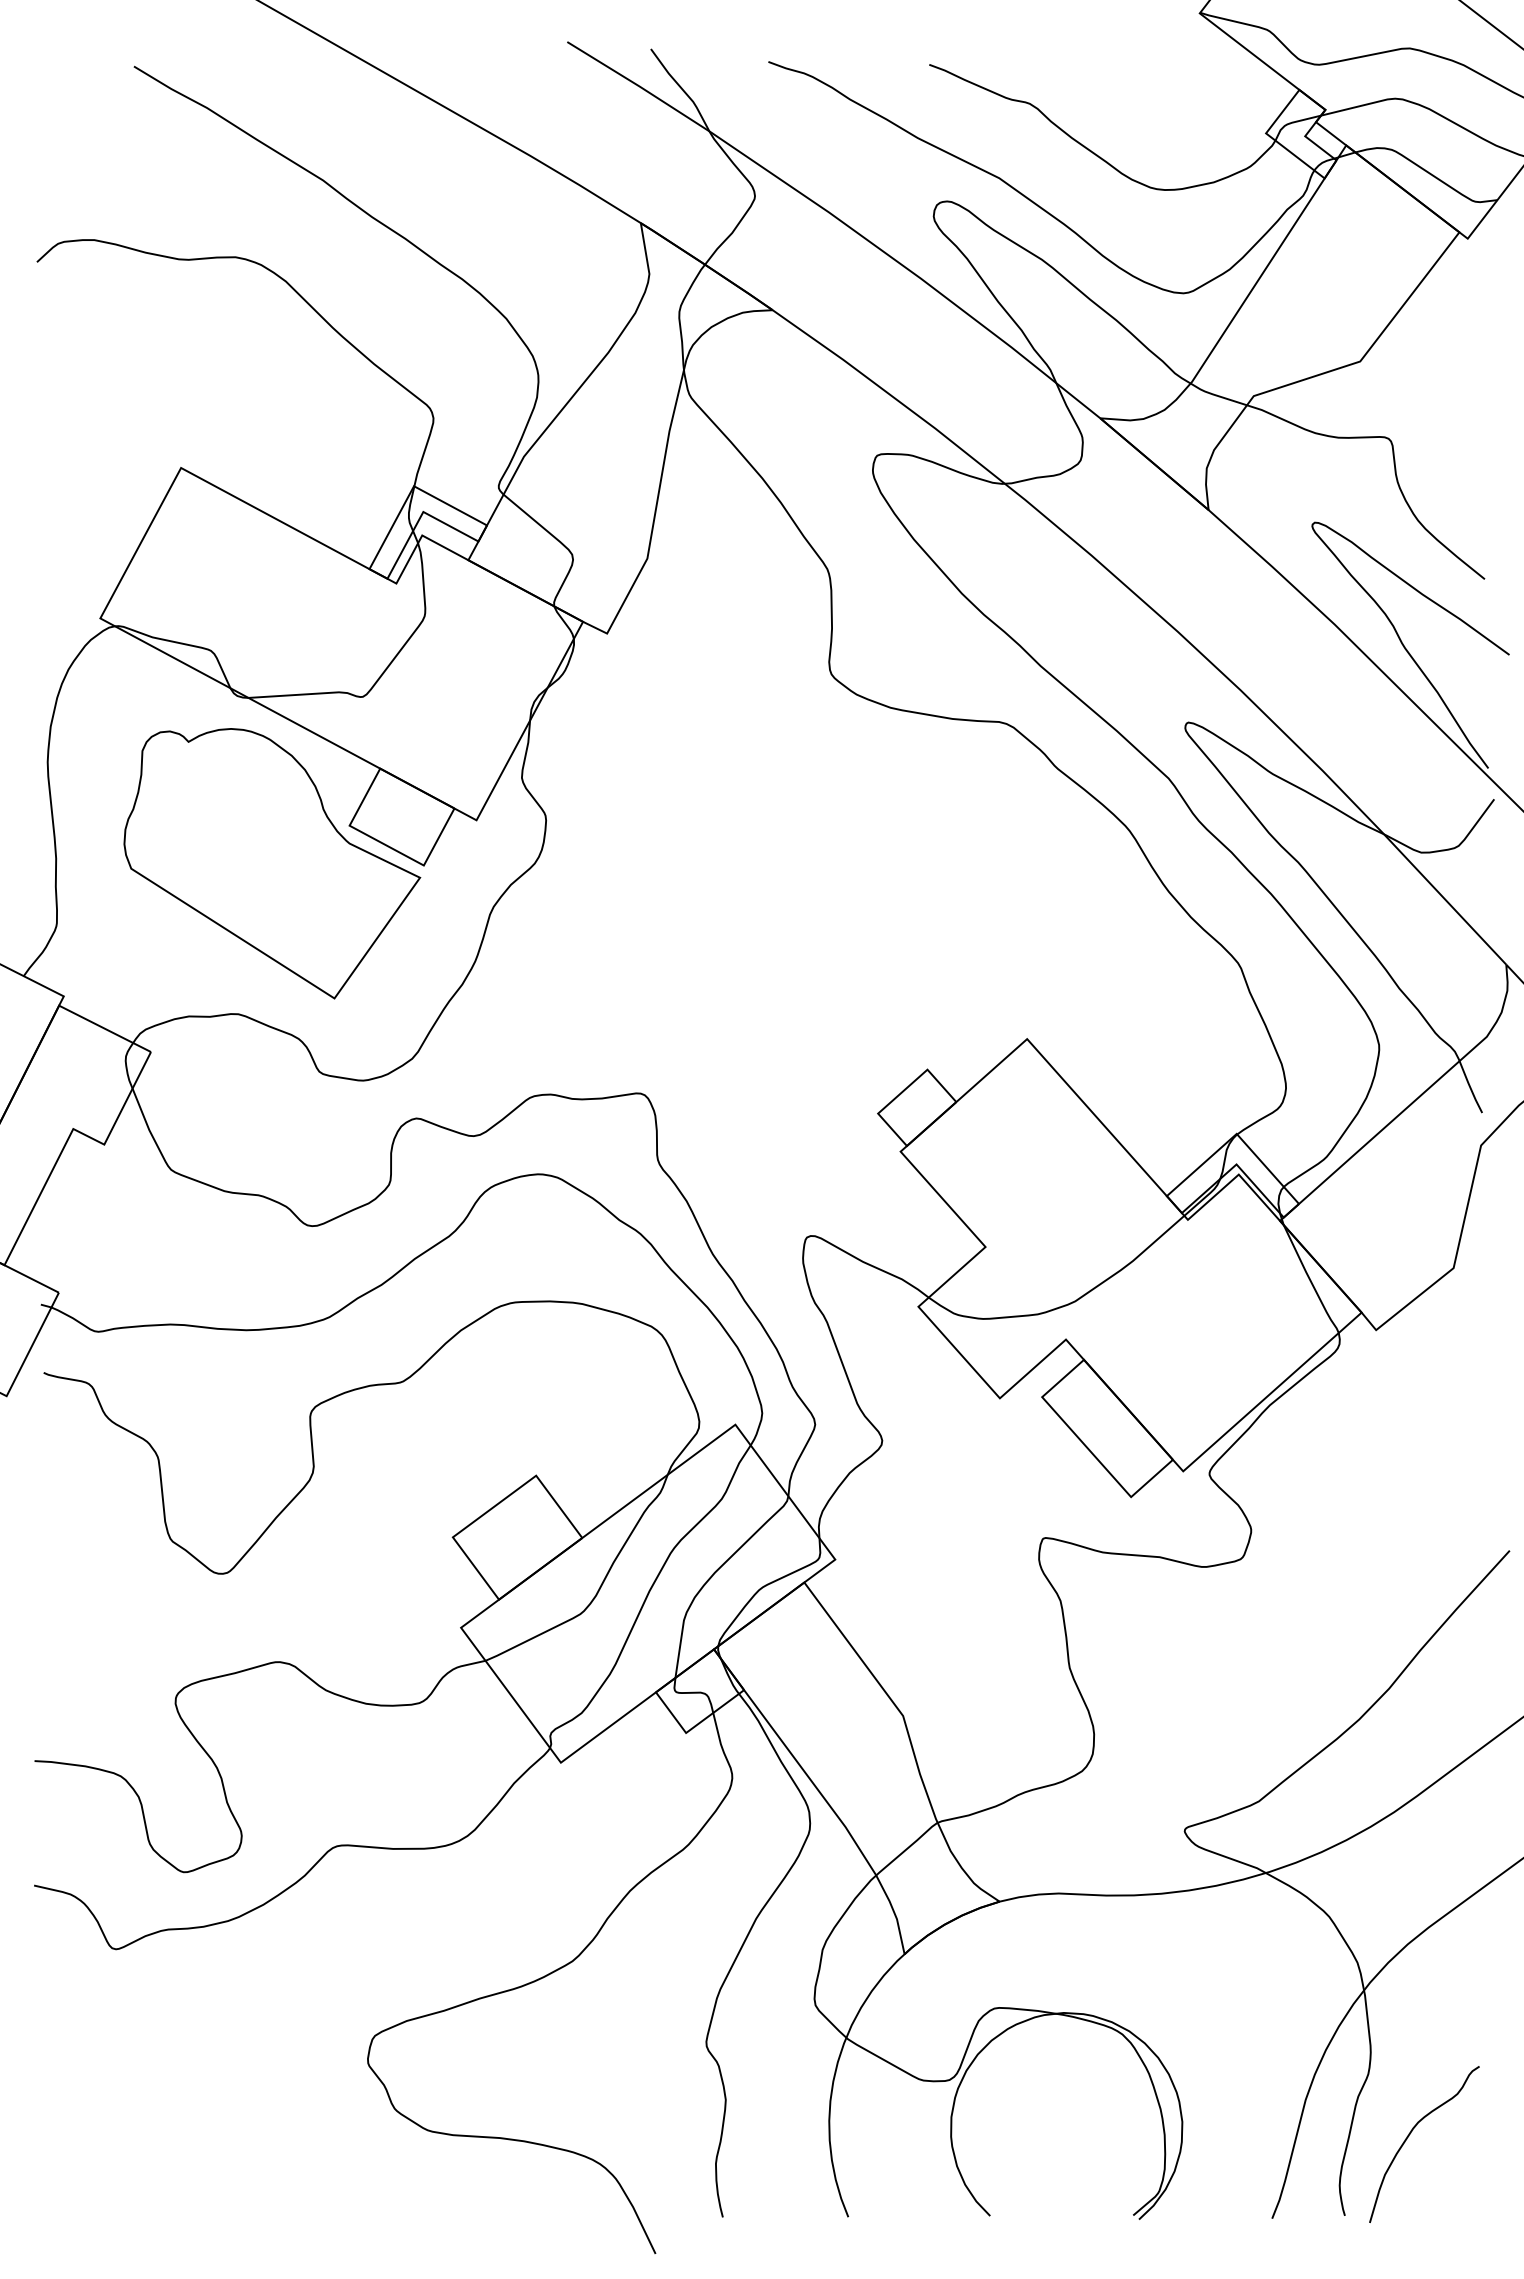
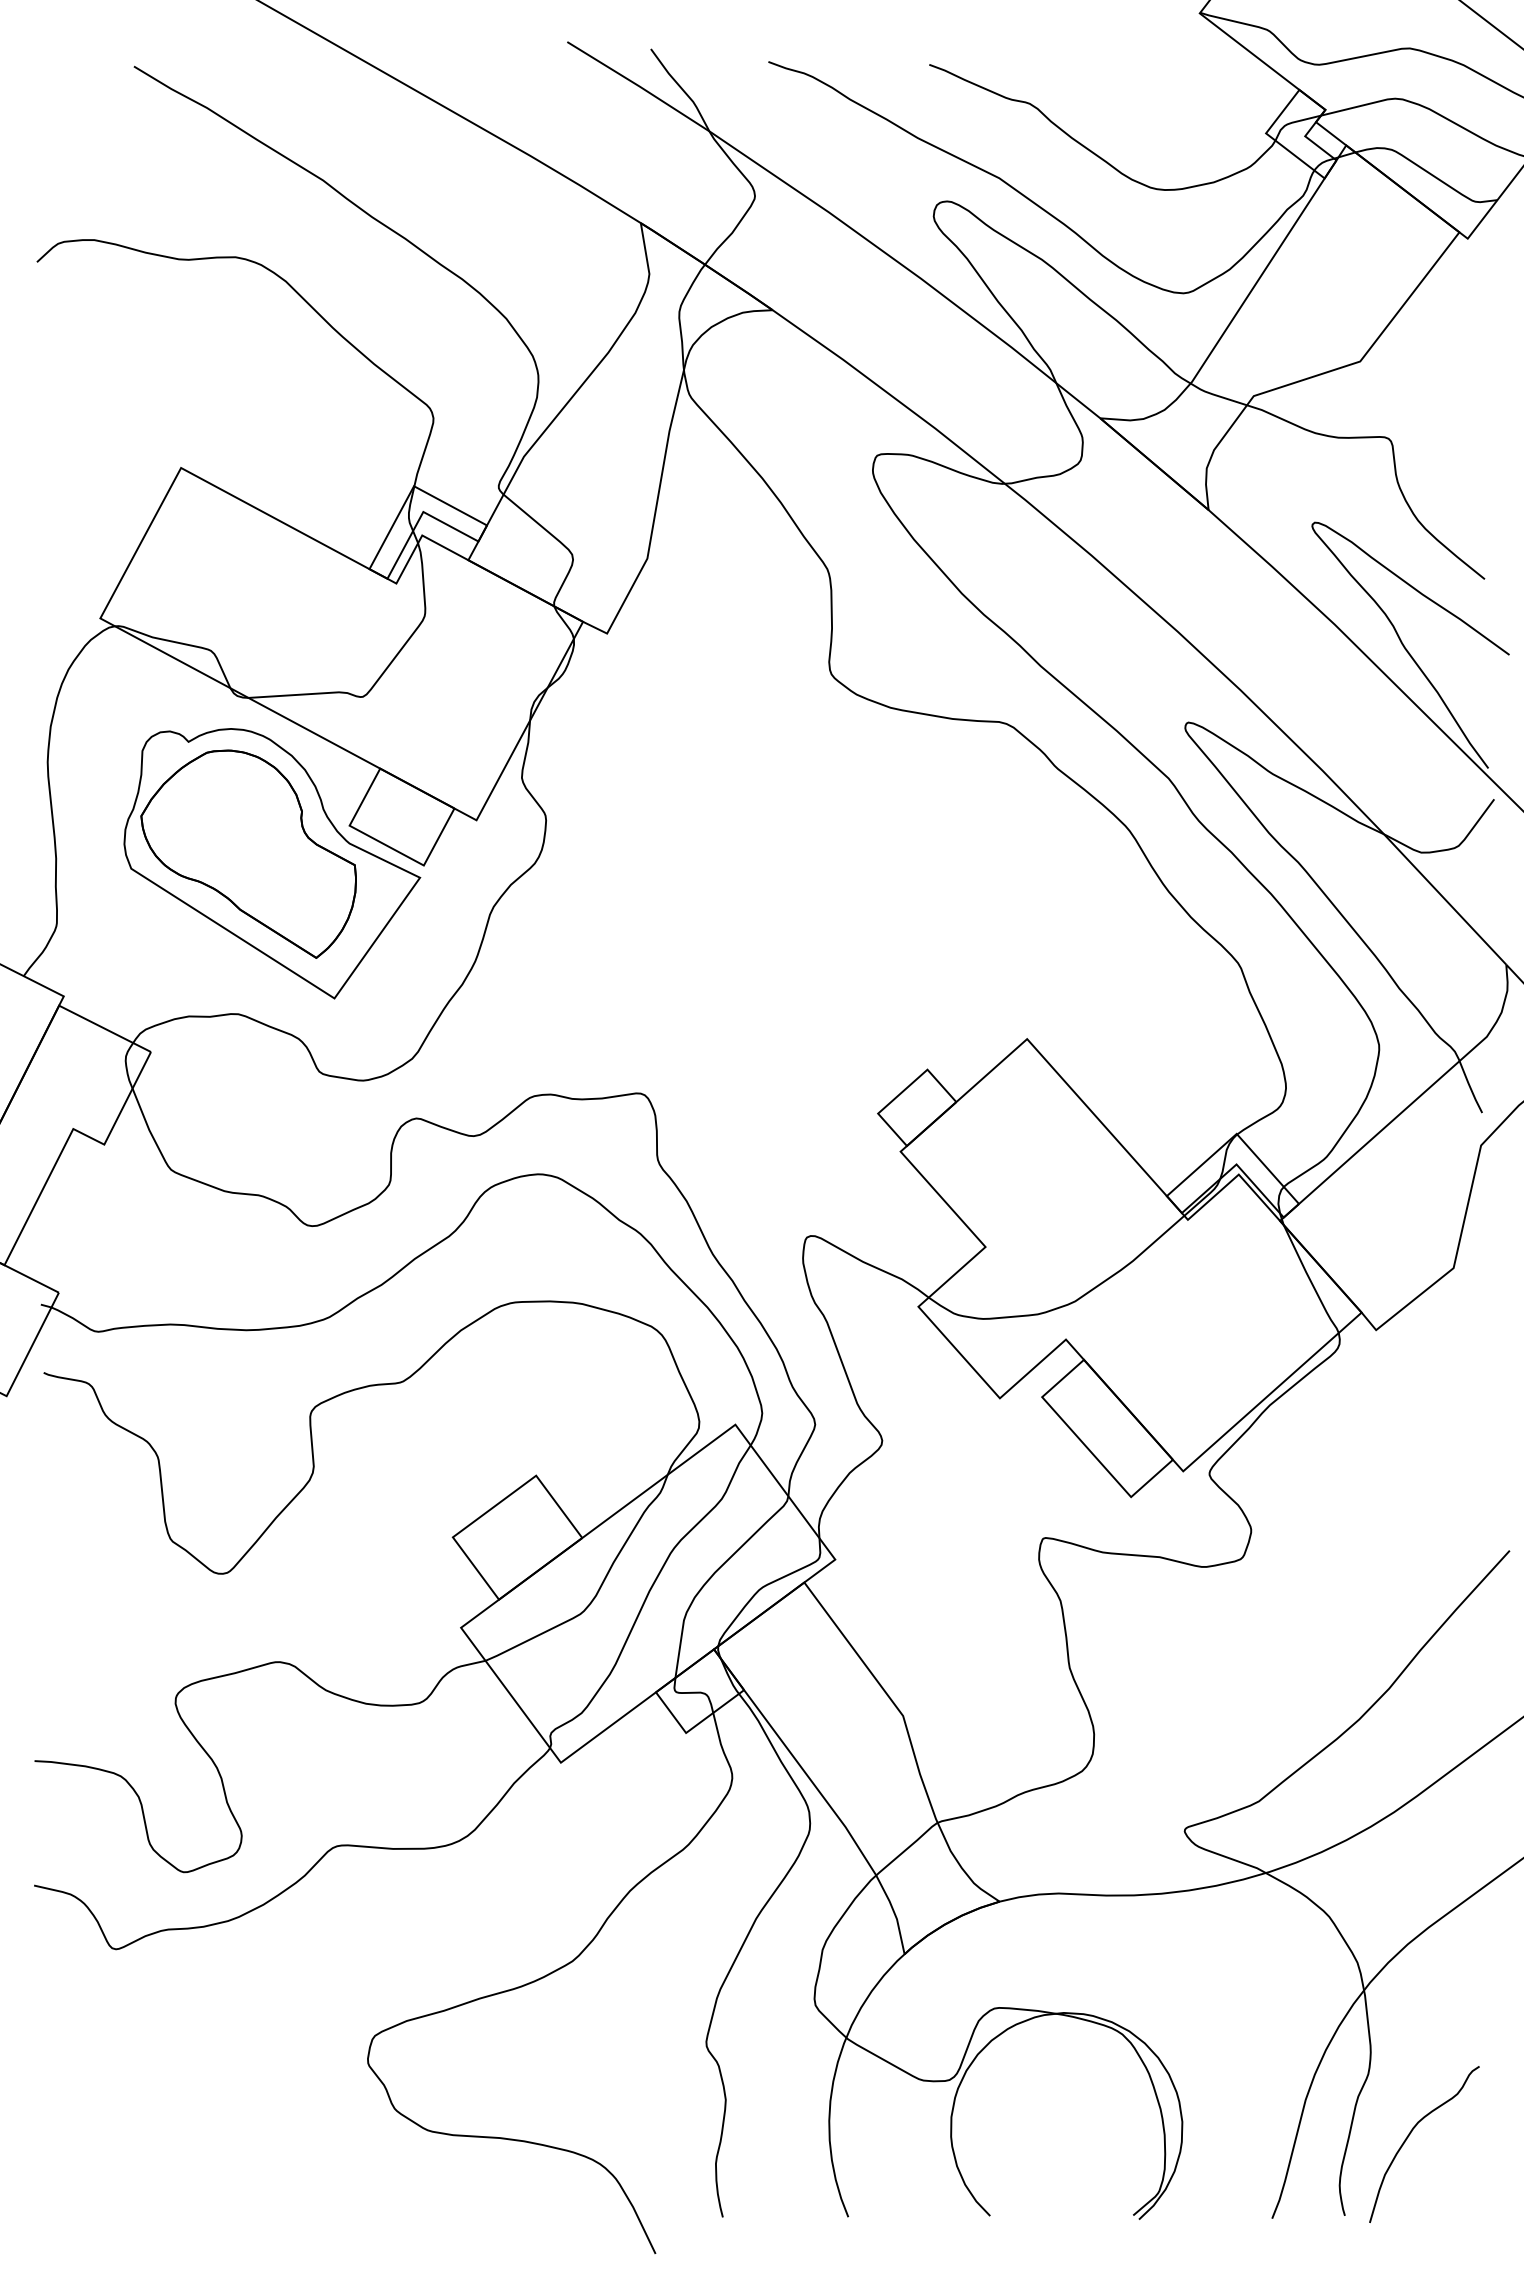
part: none -> present (248, 853)
